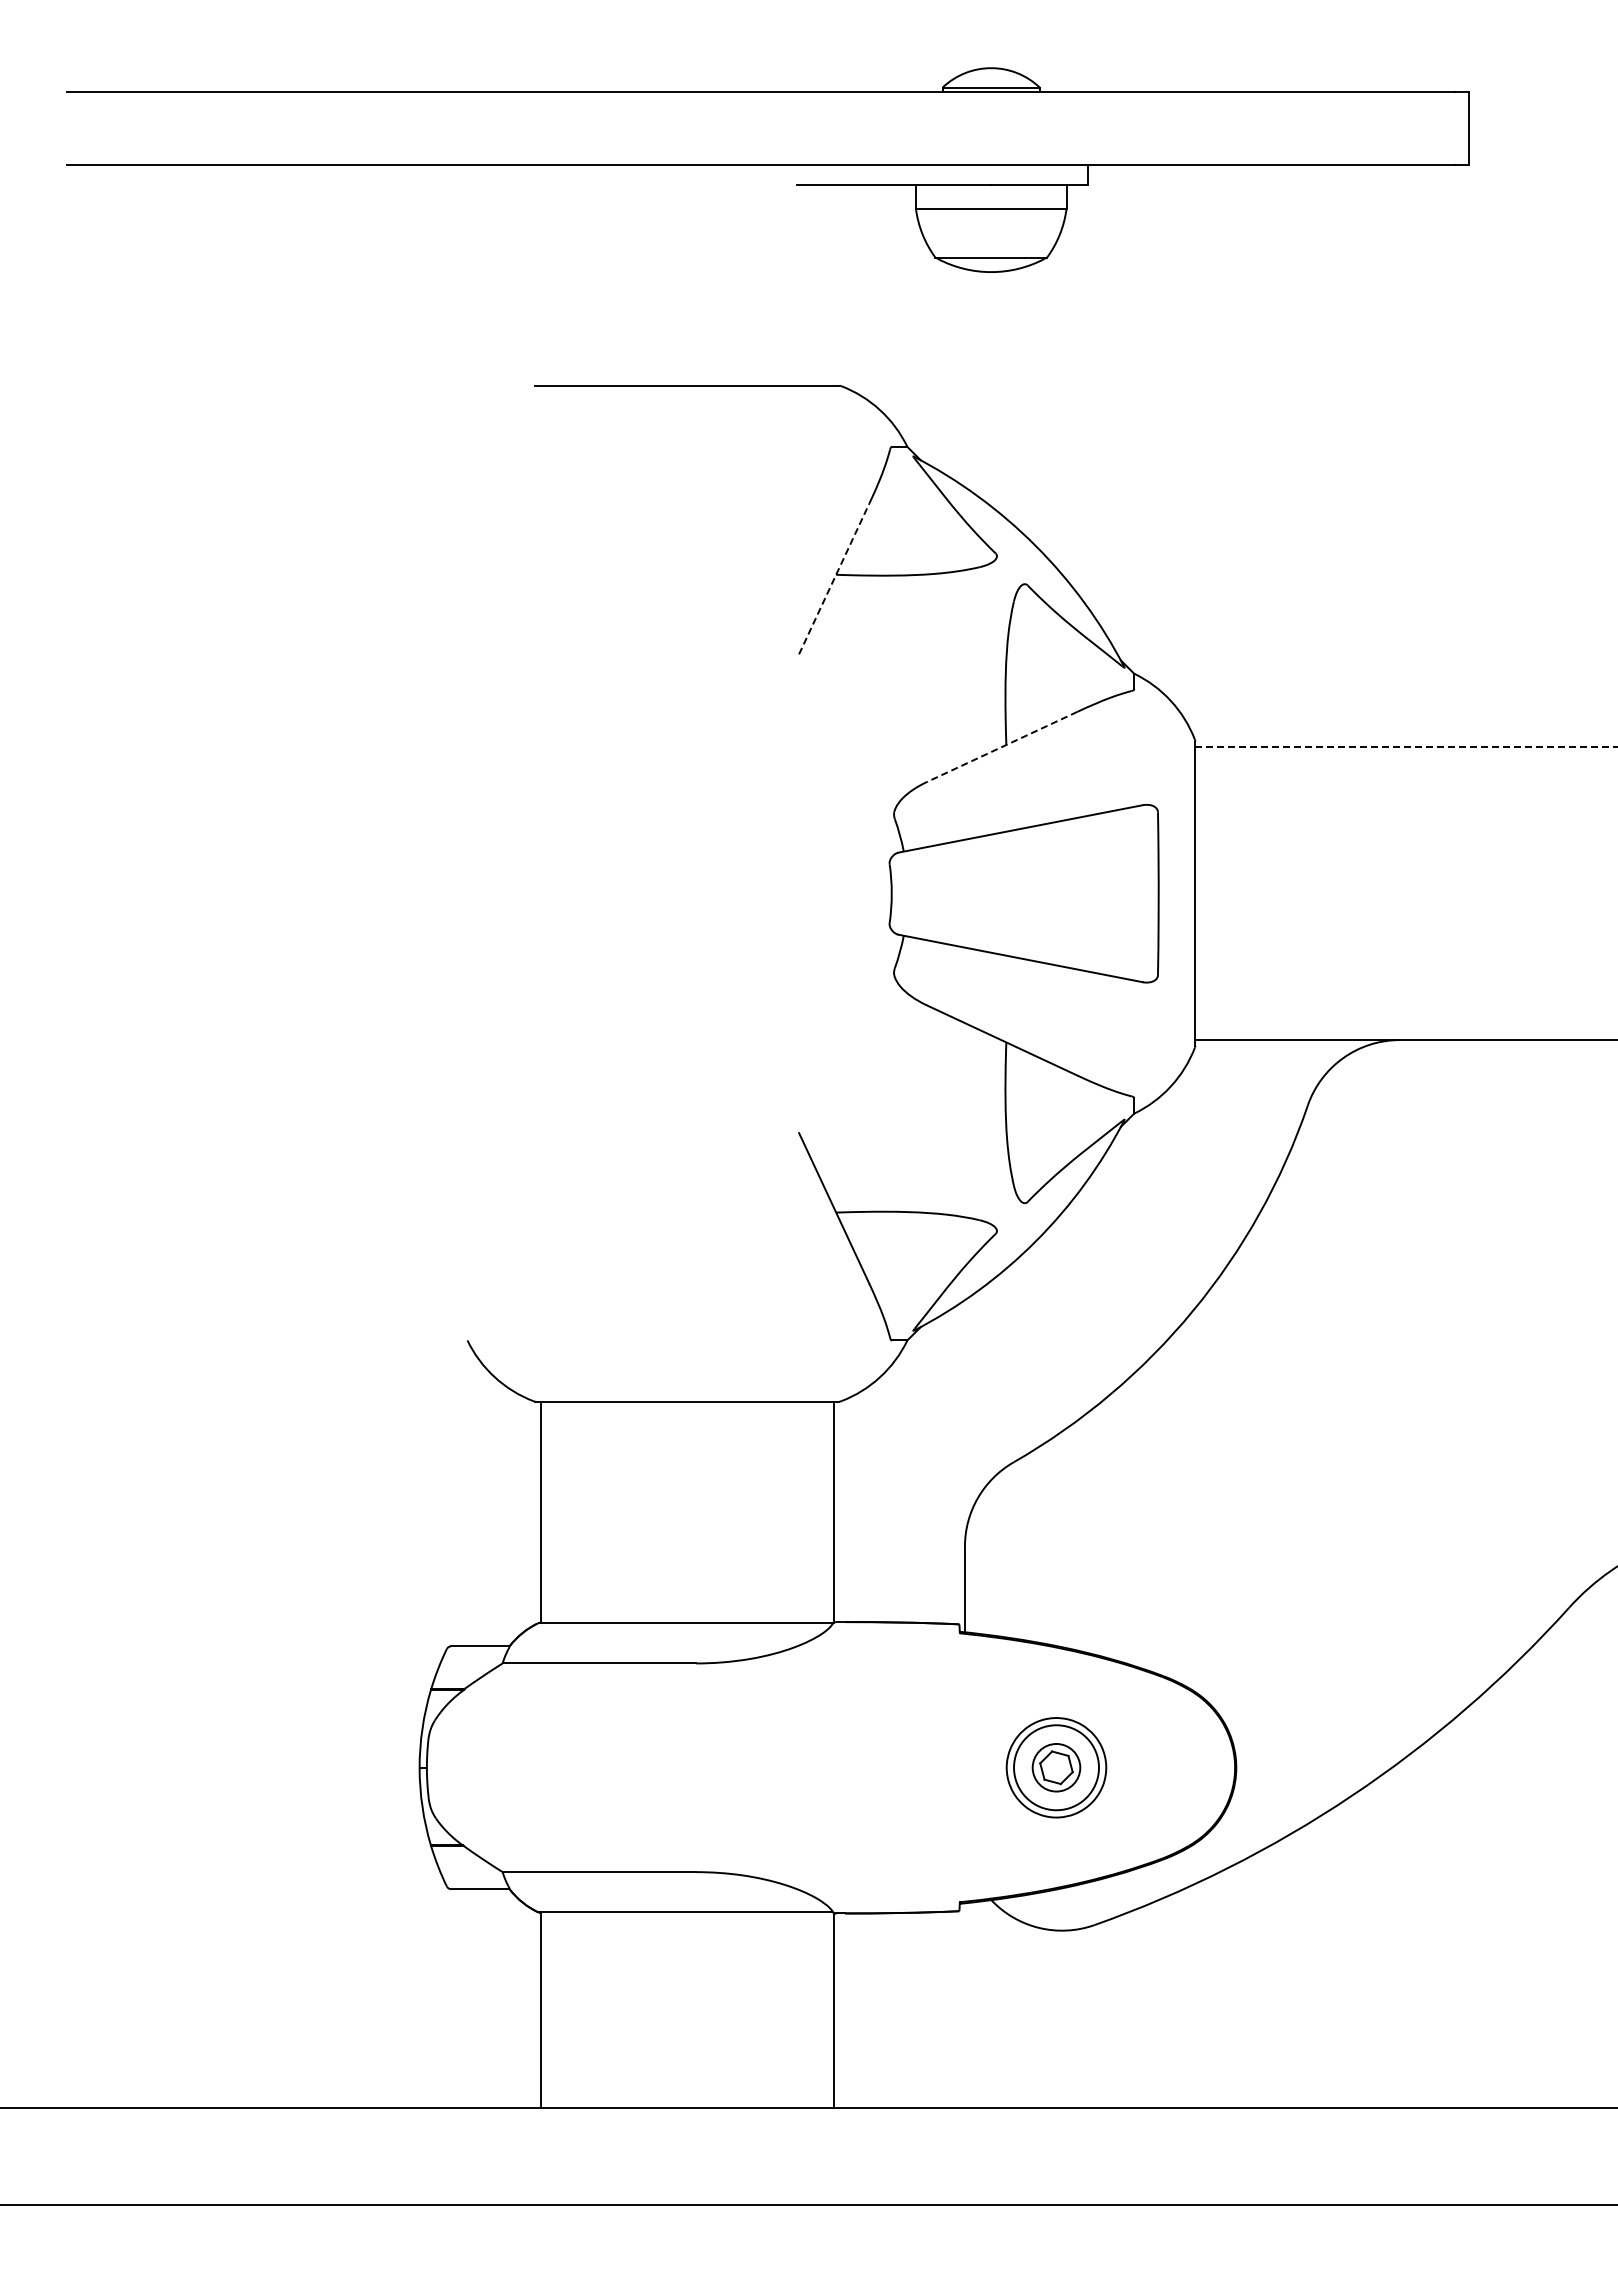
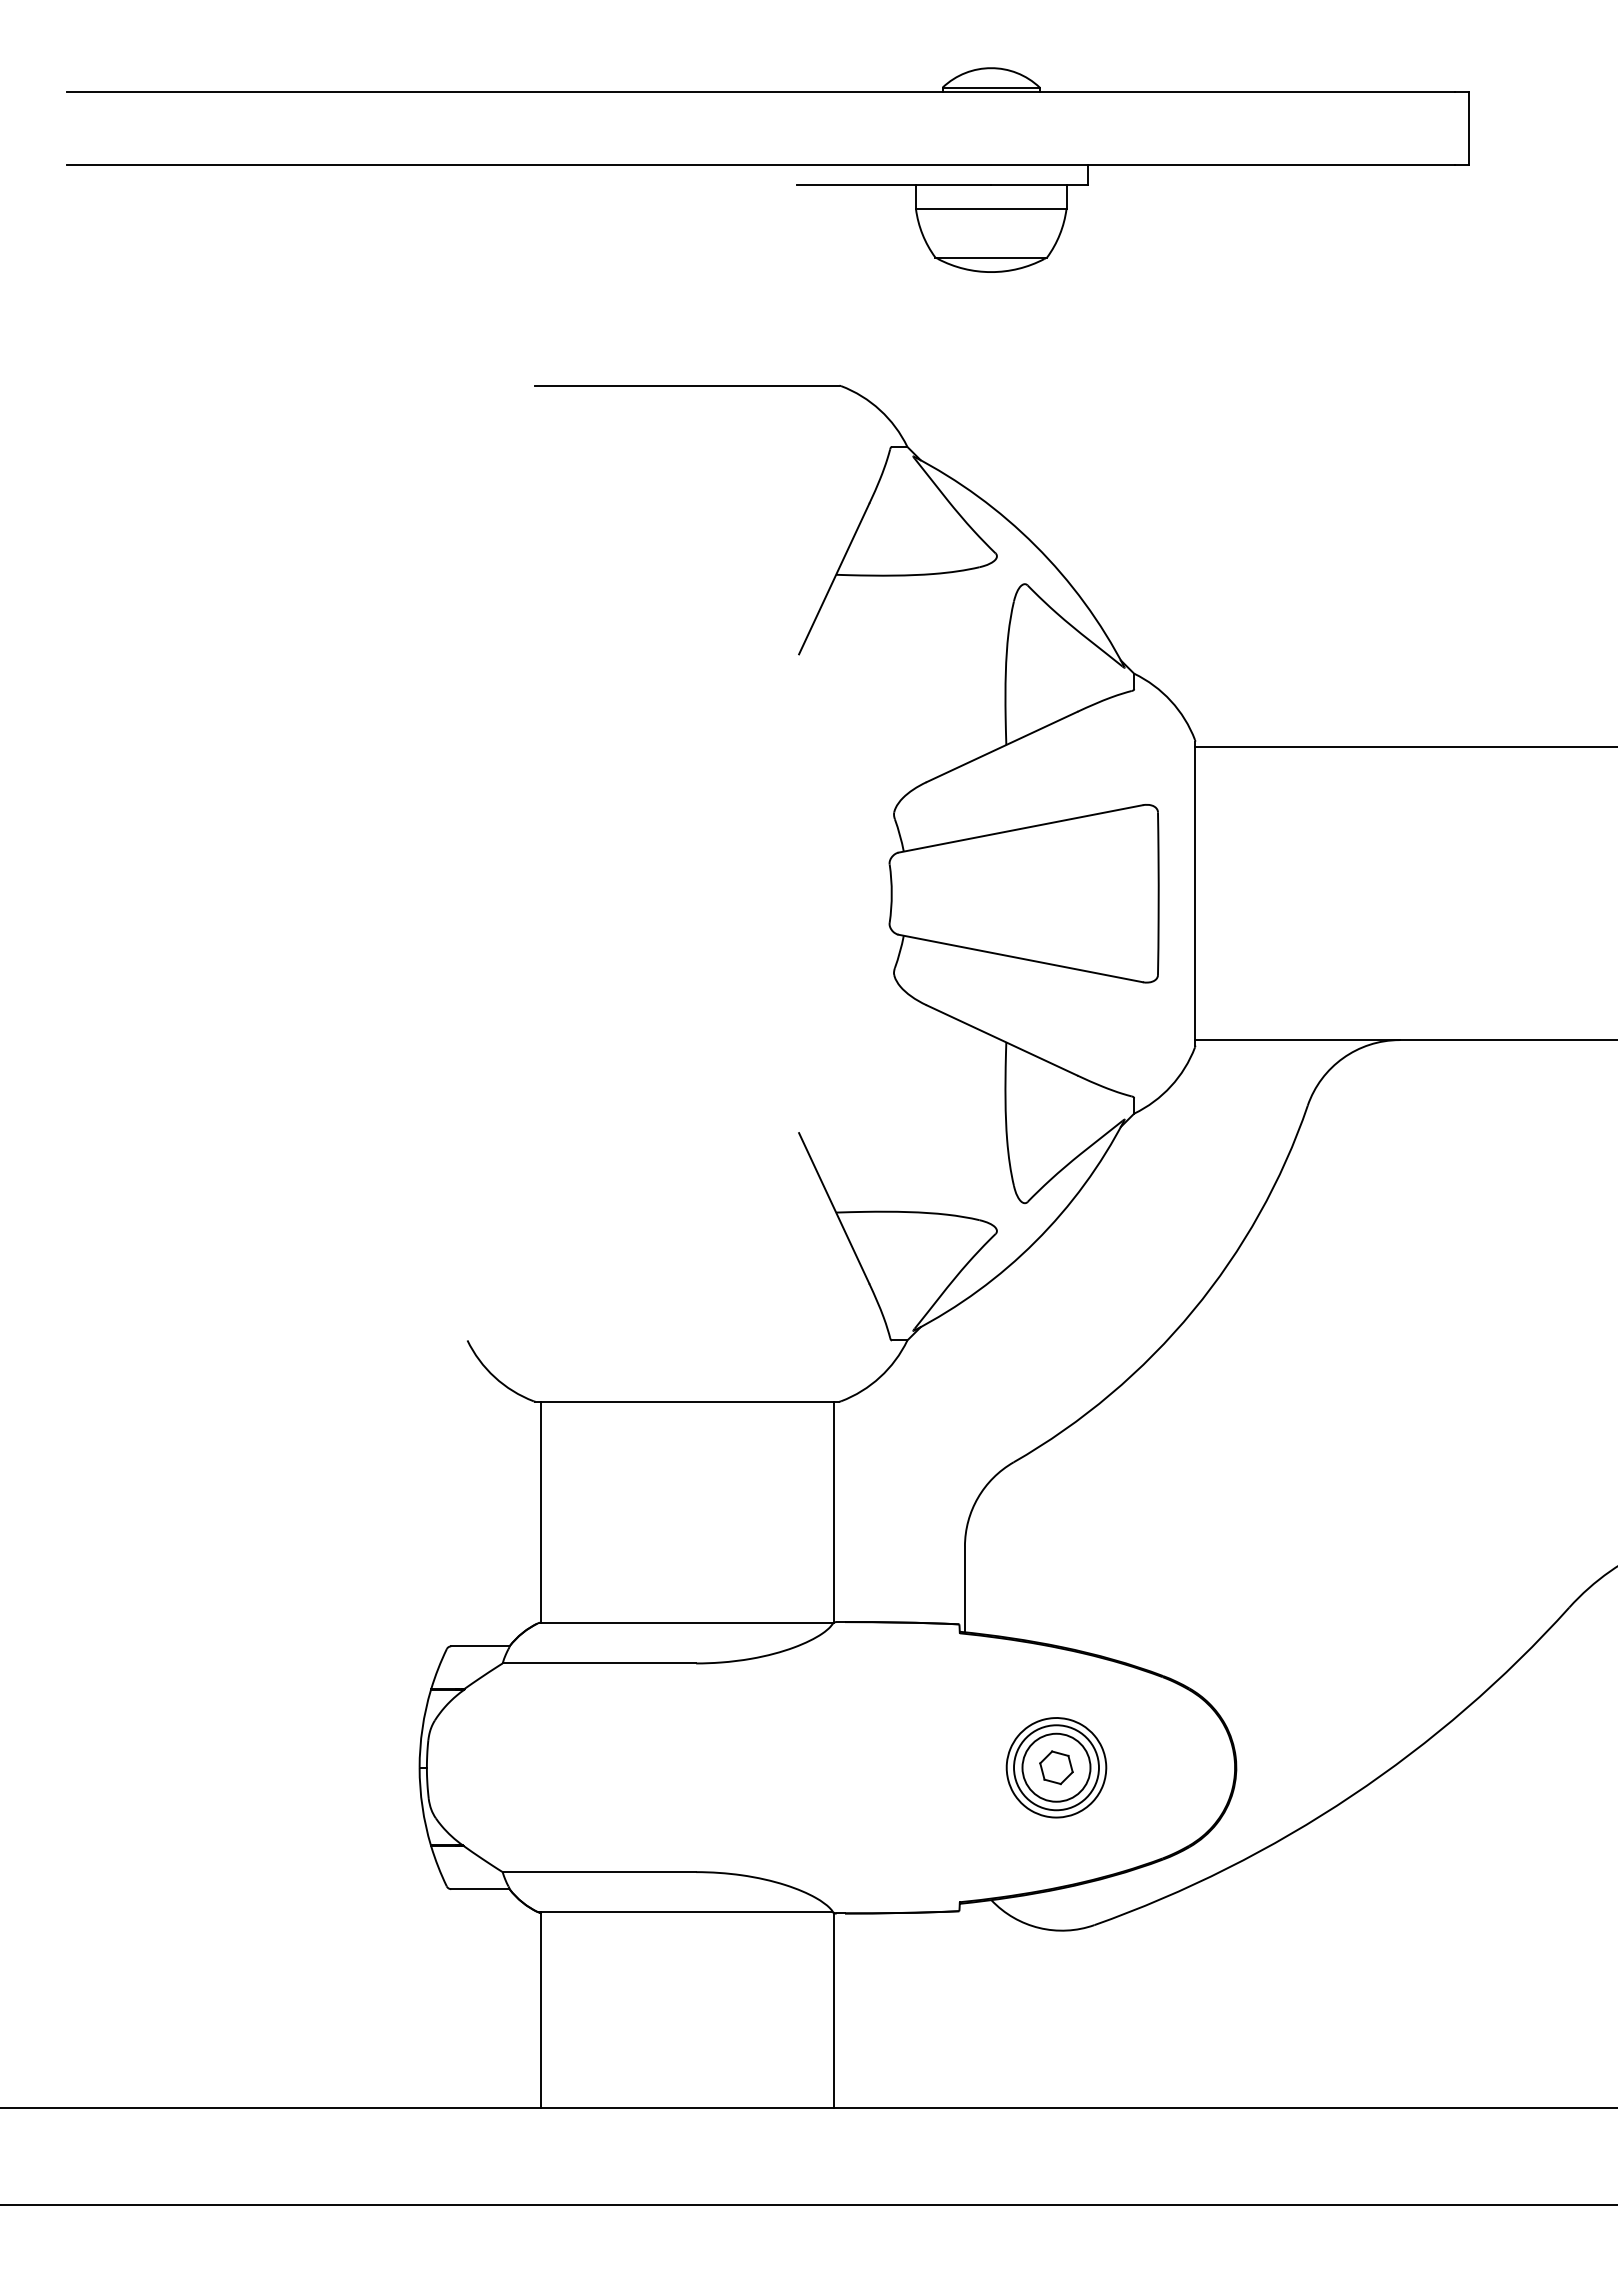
line: dashed -> solid (834, 578)
line: dashed -> solid (1001, 747)
line: dashed -> solid (1406, 747)
circle diameter: 48 px -> 68 px (1056, 1767)
